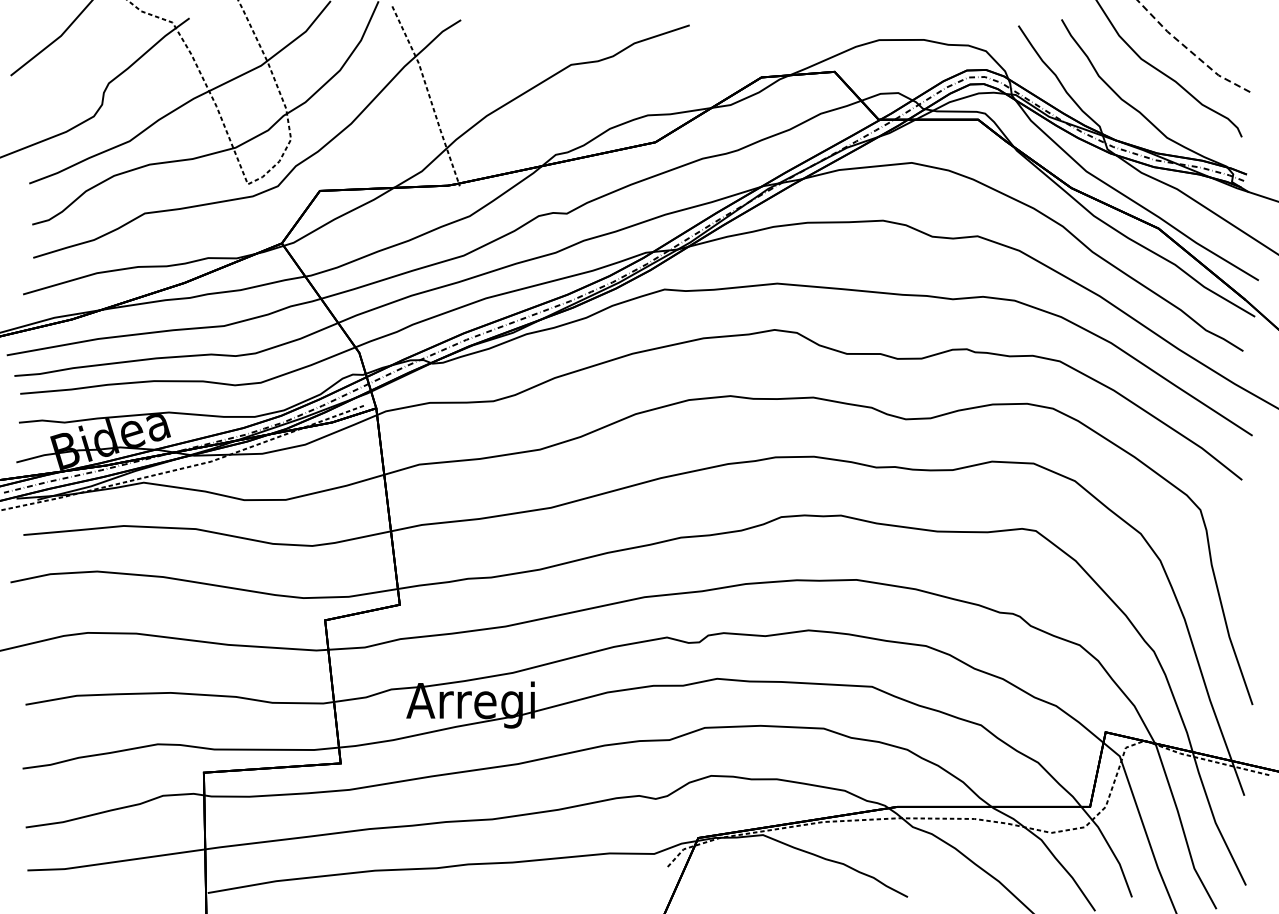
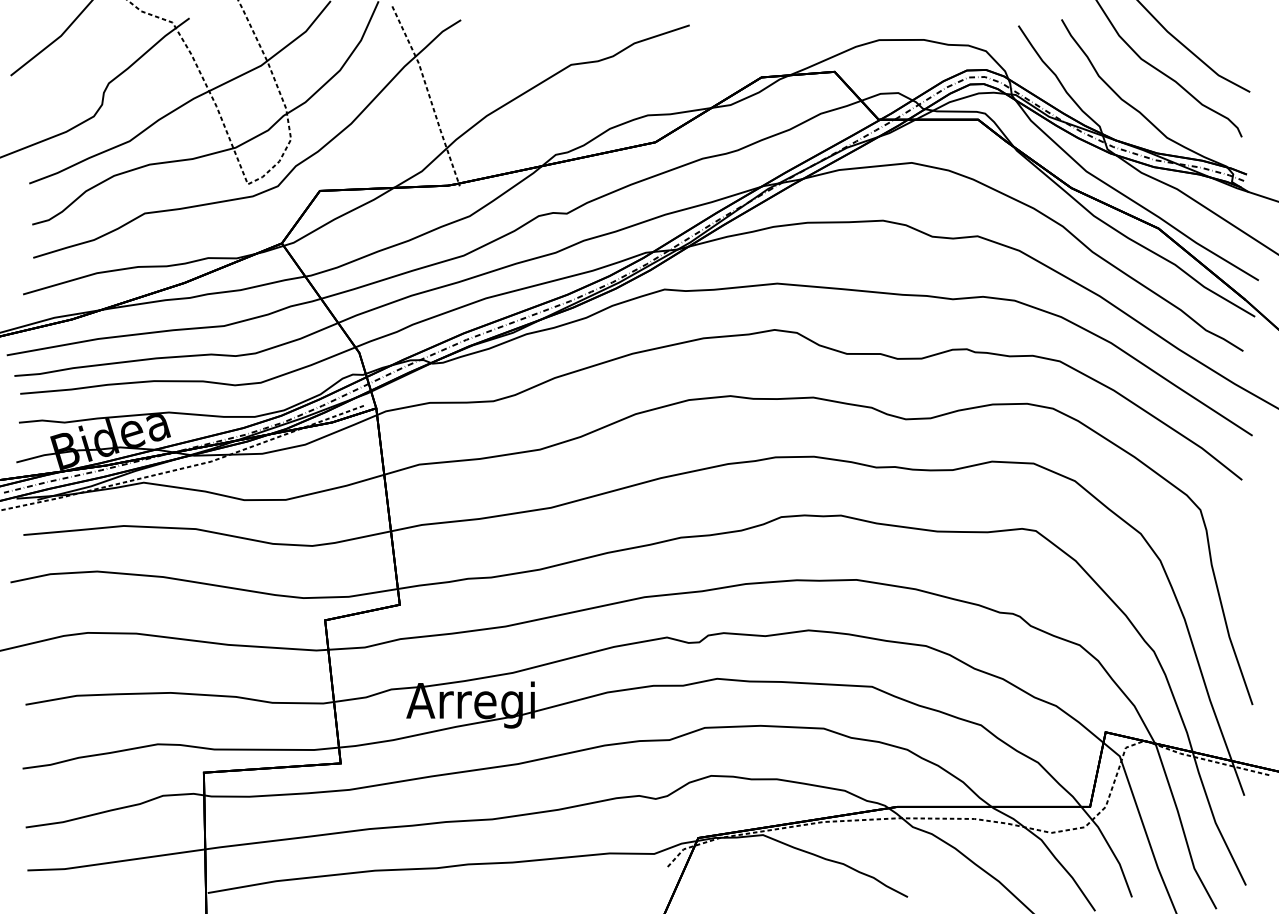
line: dashed -> solid (1190, 50)
